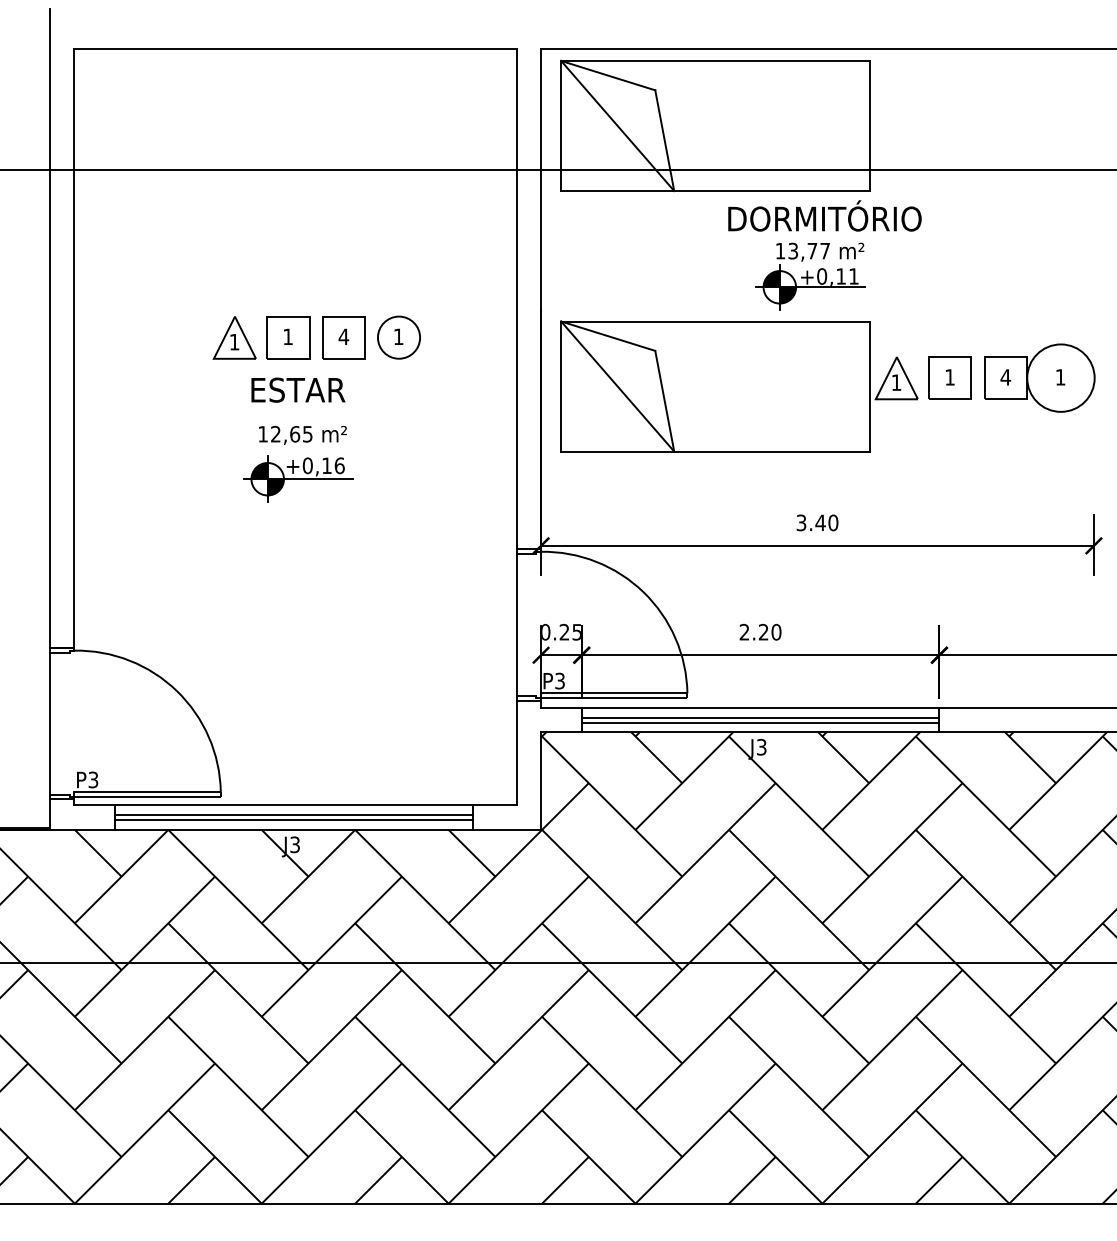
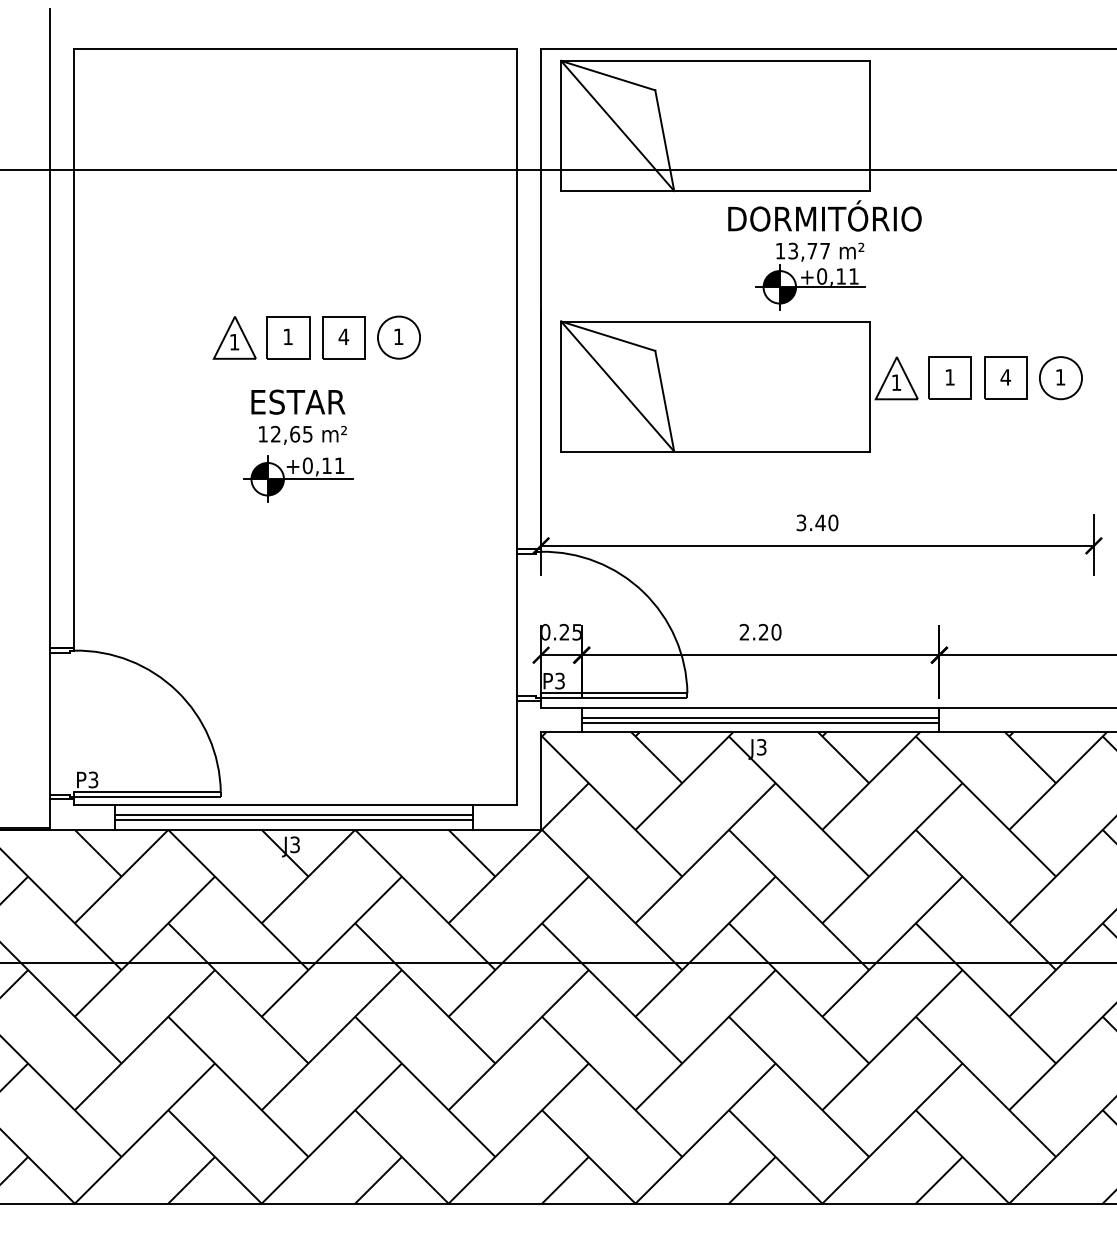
circle diameter: 67 px -> 42 px (1060, 378)
text position: (298, 389) -> (298, 401) (298, 401)
text: +0,16 -> +0,11 (339, 465)
